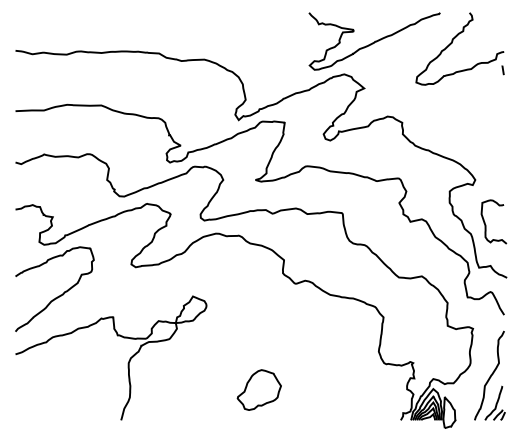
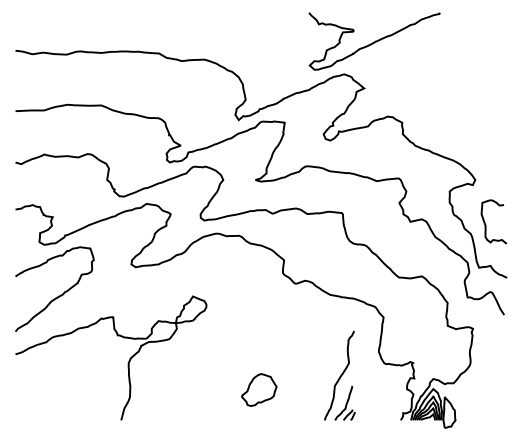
part: present -> none (452, 43)
part position: (489, 375) -> (339, 375) (339, 375)
part size: 46x42 px -> 37x34 px (259, 389)
